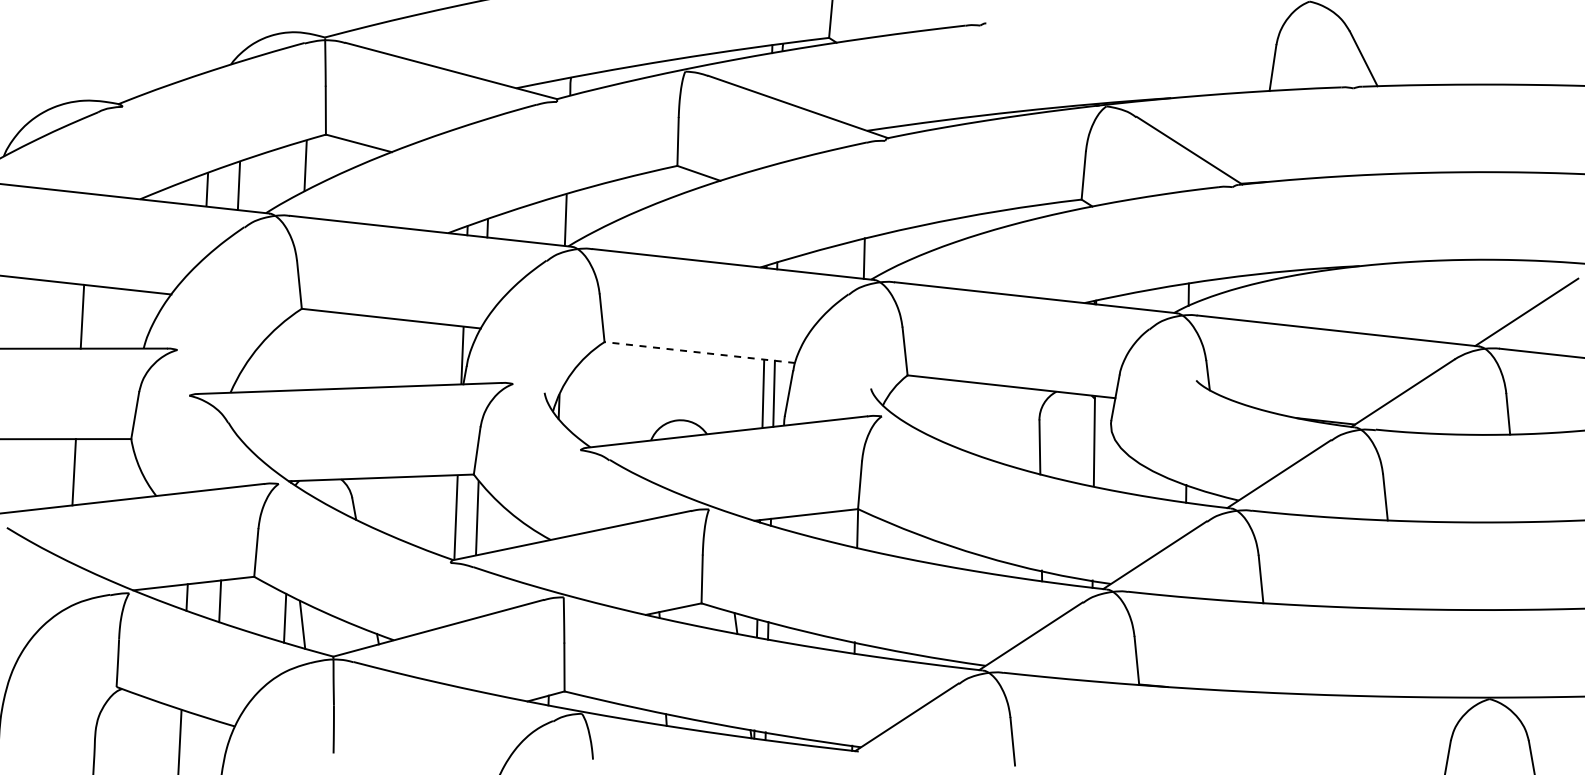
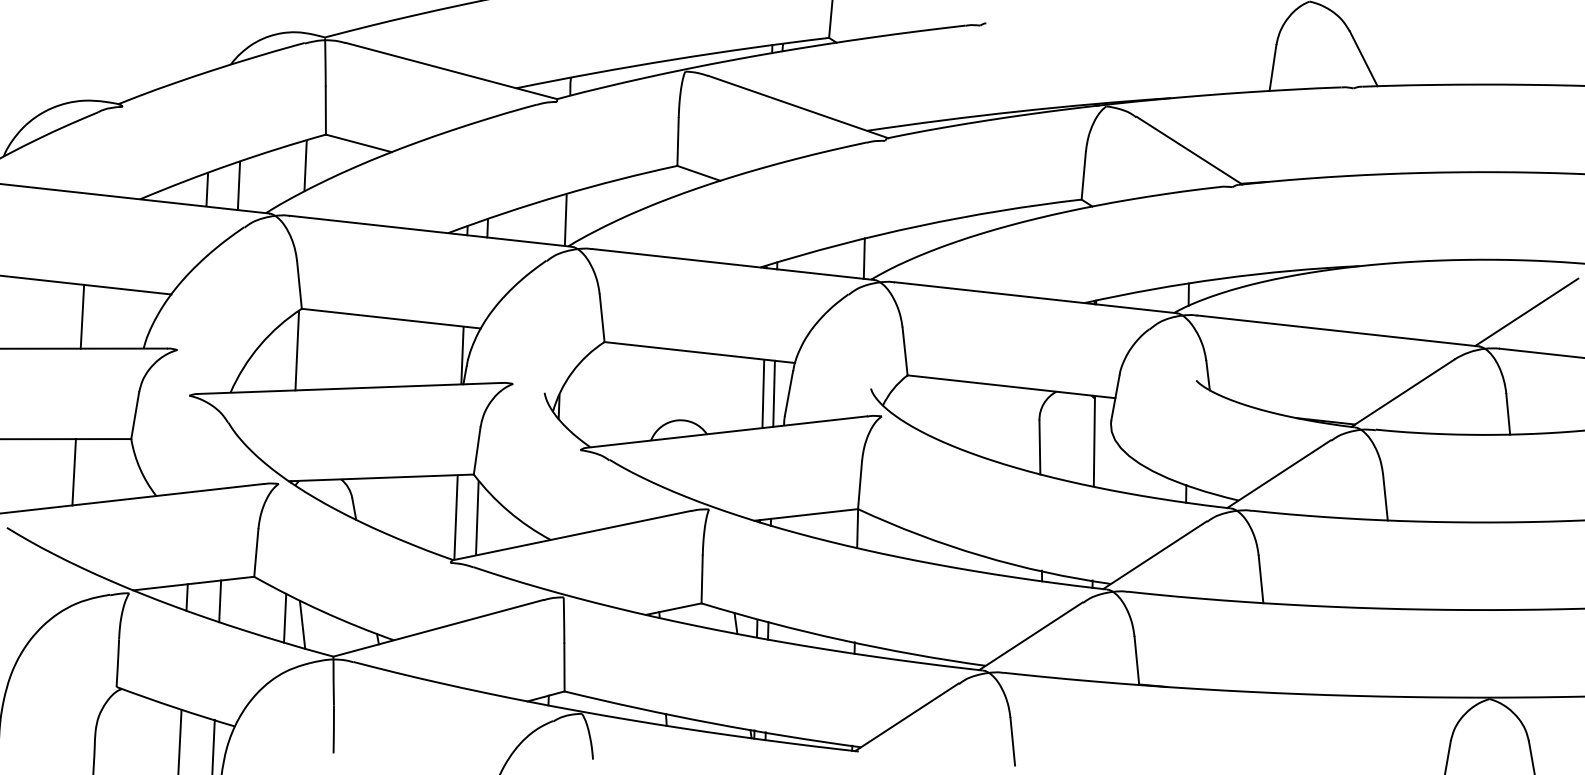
line: none -> present (297, 350)
line: dashed -> solid (699, 352)
line: none -> present (213, 745)
